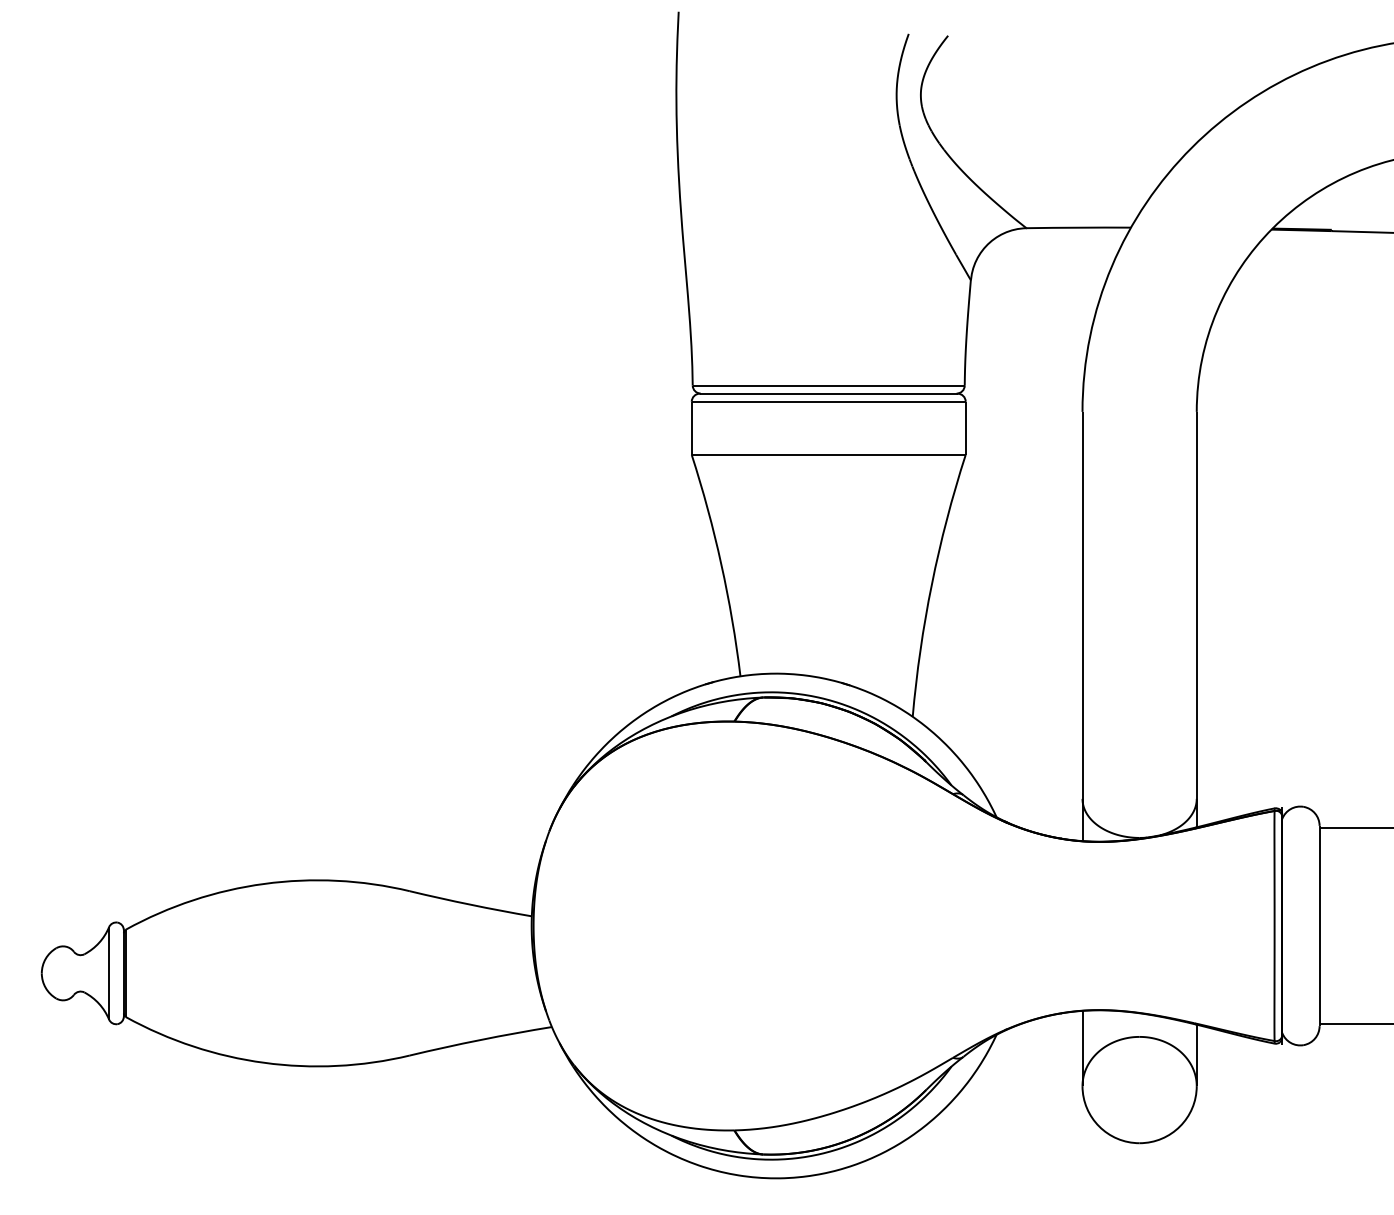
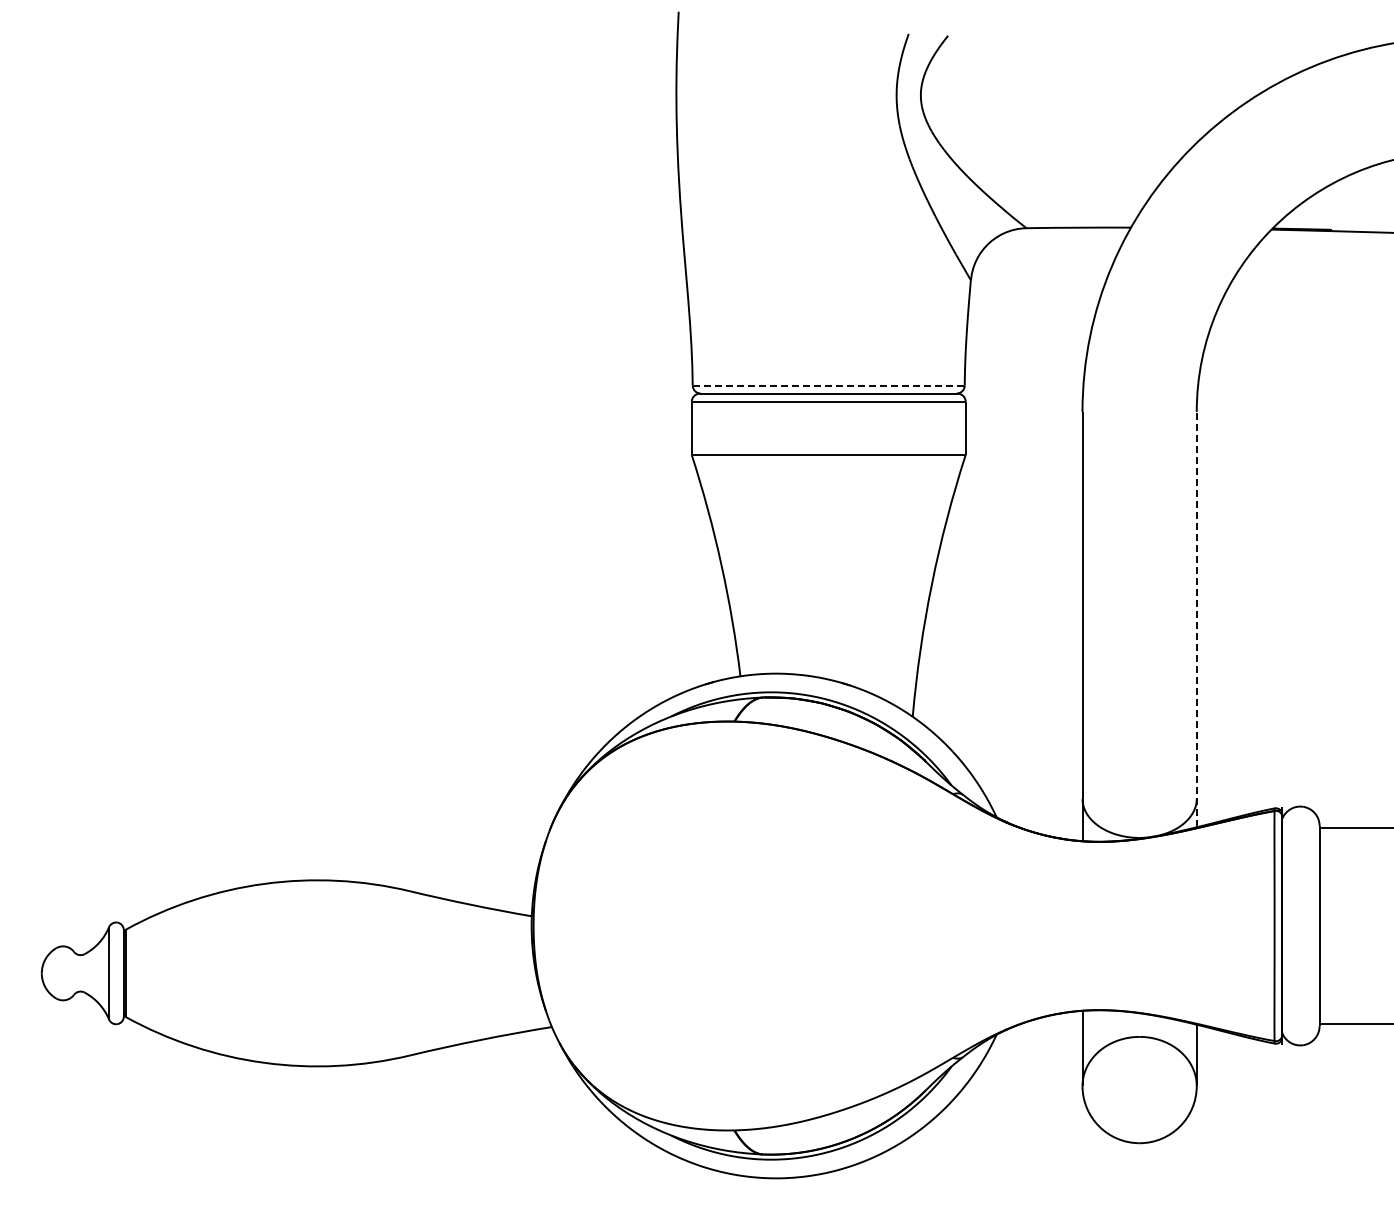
line: solid -> dashed (829, 385)
line: solid -> dashed (1196, 619)
